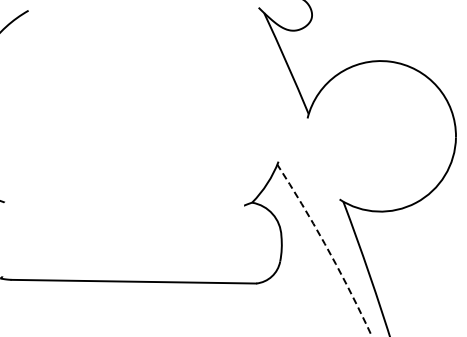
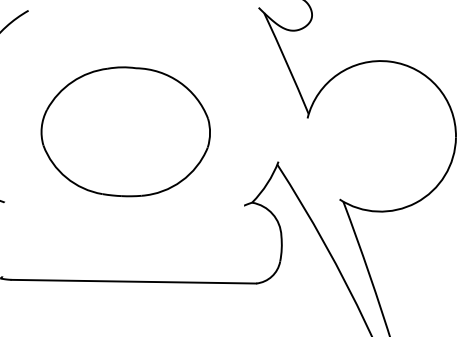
part: none -> present (125, 131)
arc: dashed -> solid (327, 248)
